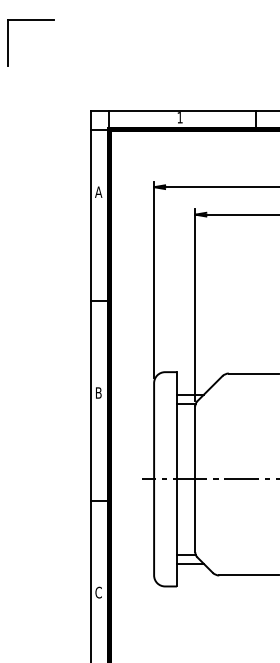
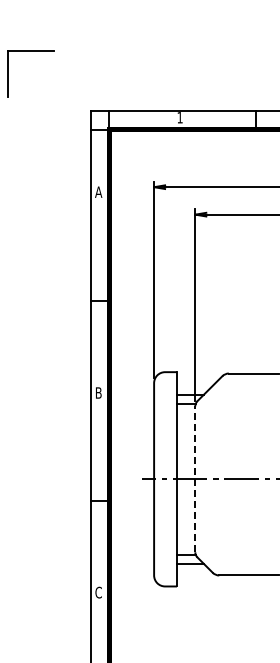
part position: (30, 20) -> (30, 51) (30, 51)
line: solid -> dashed (195, 479)
